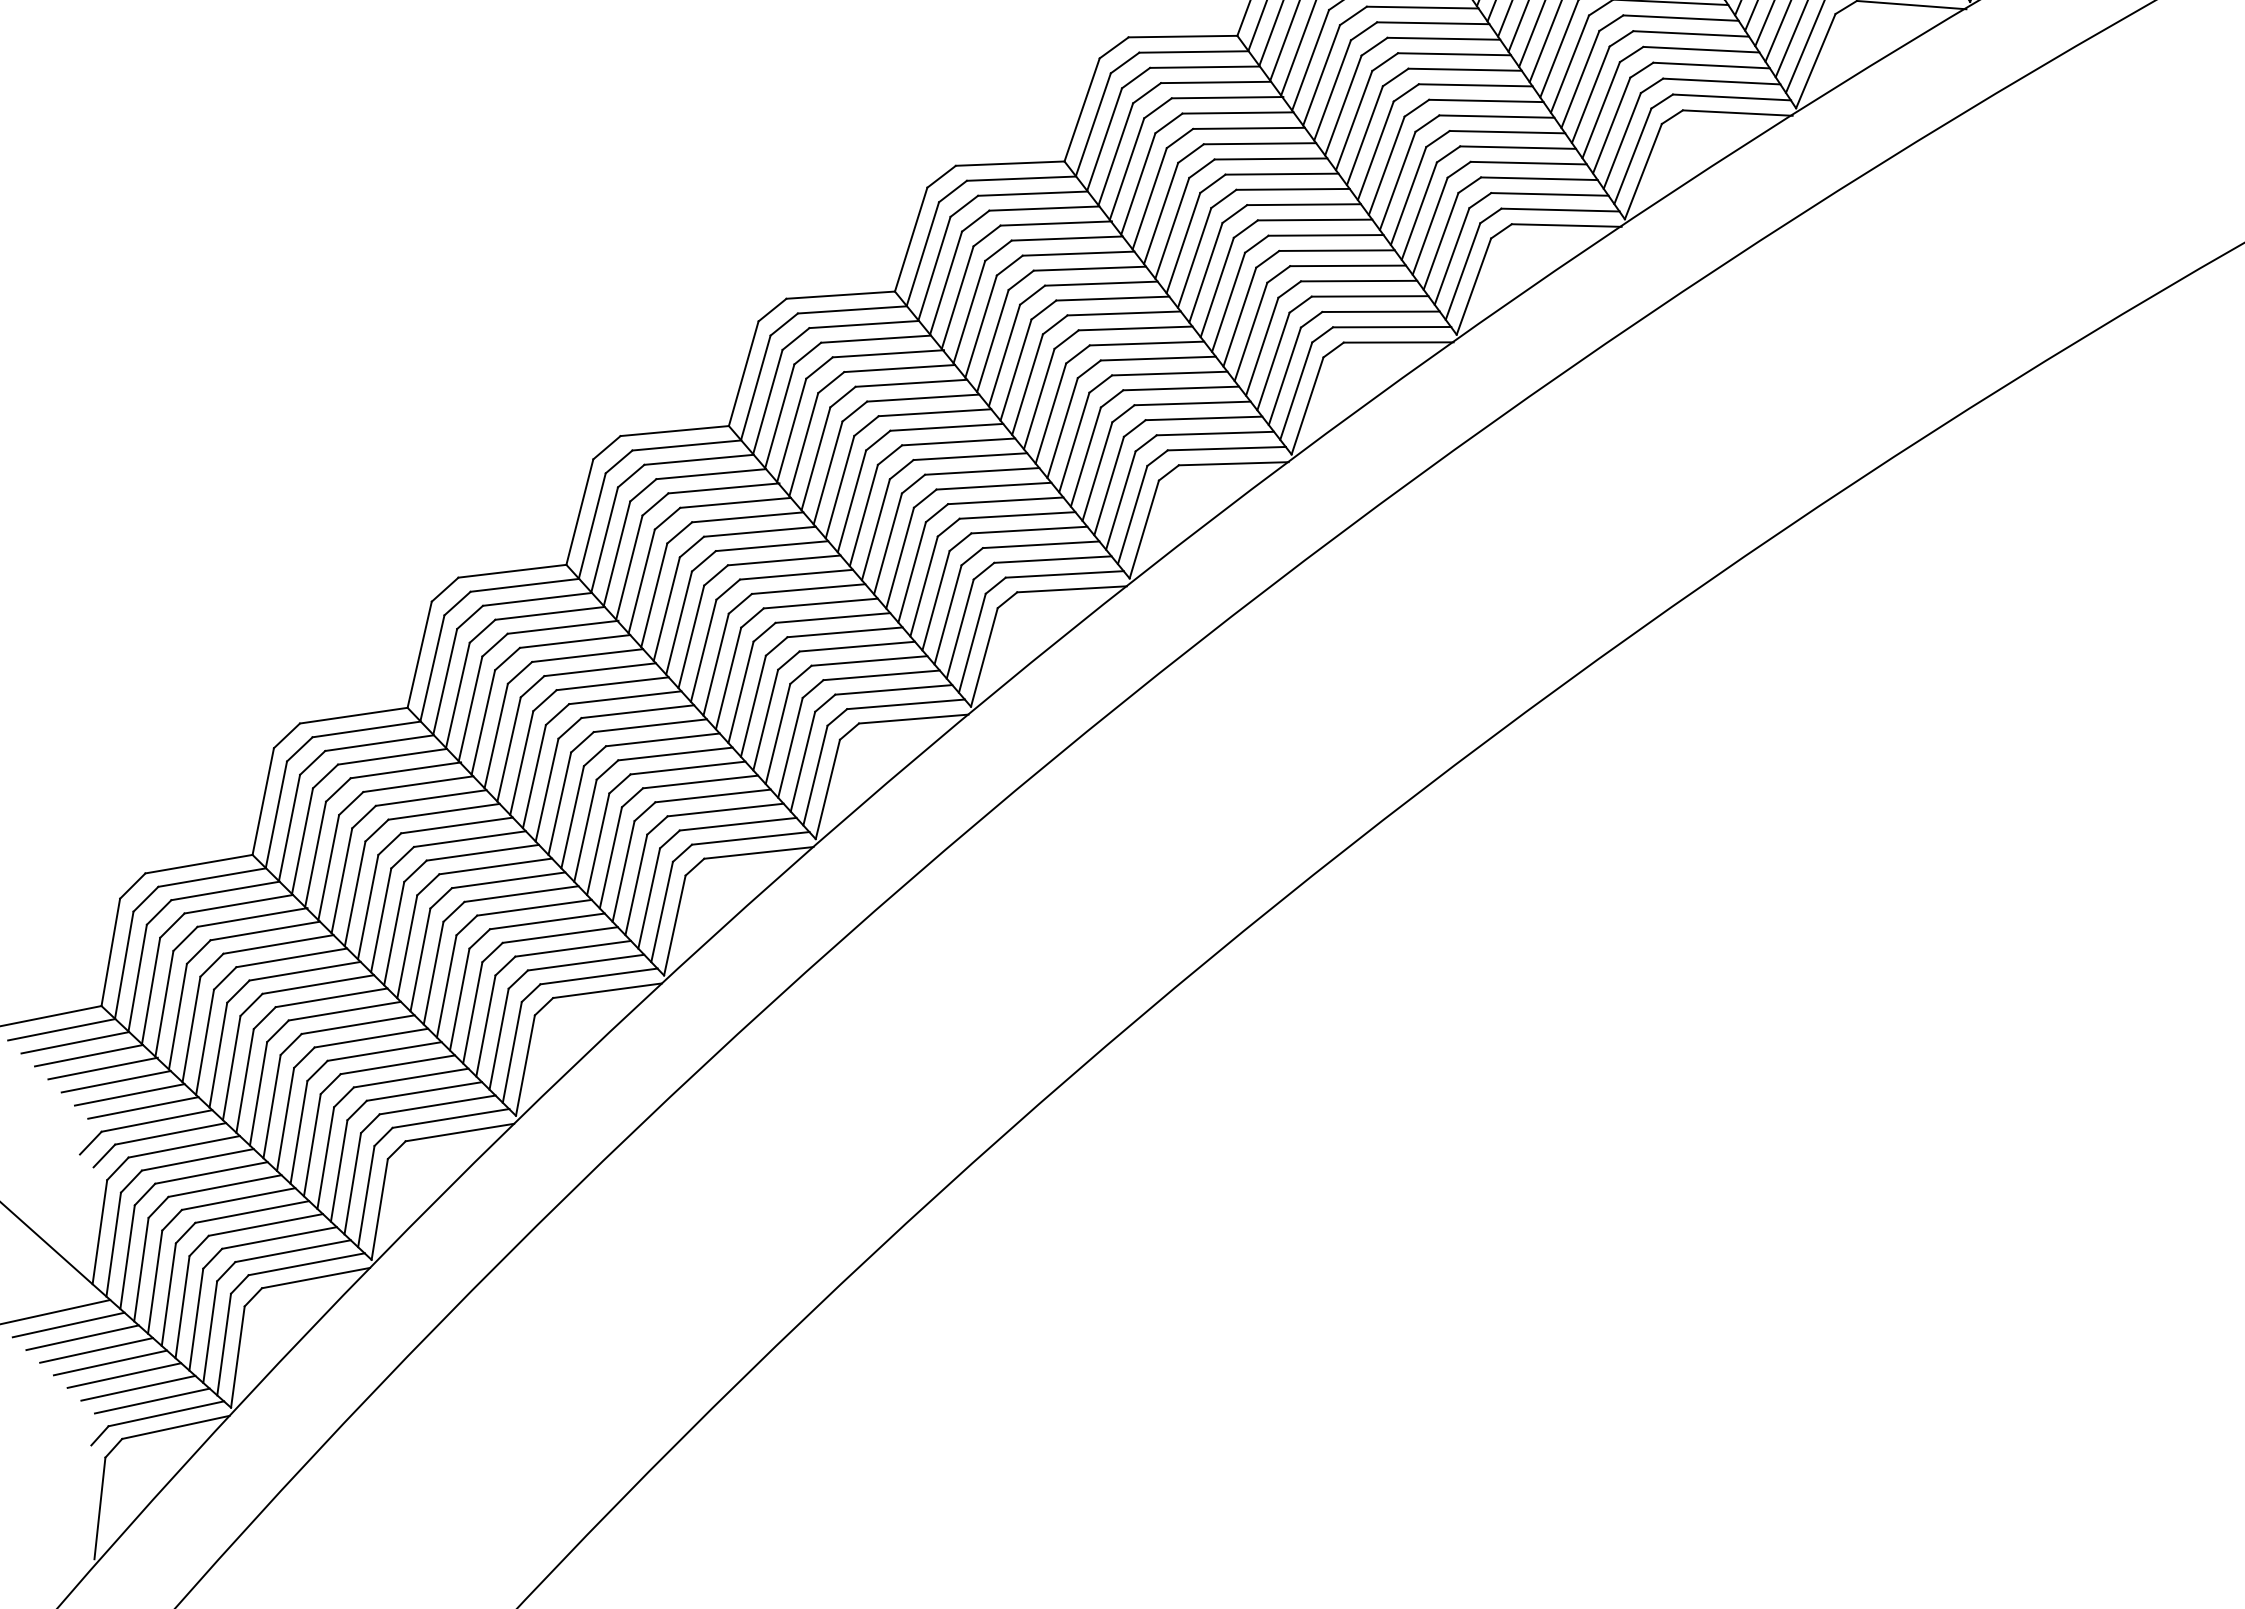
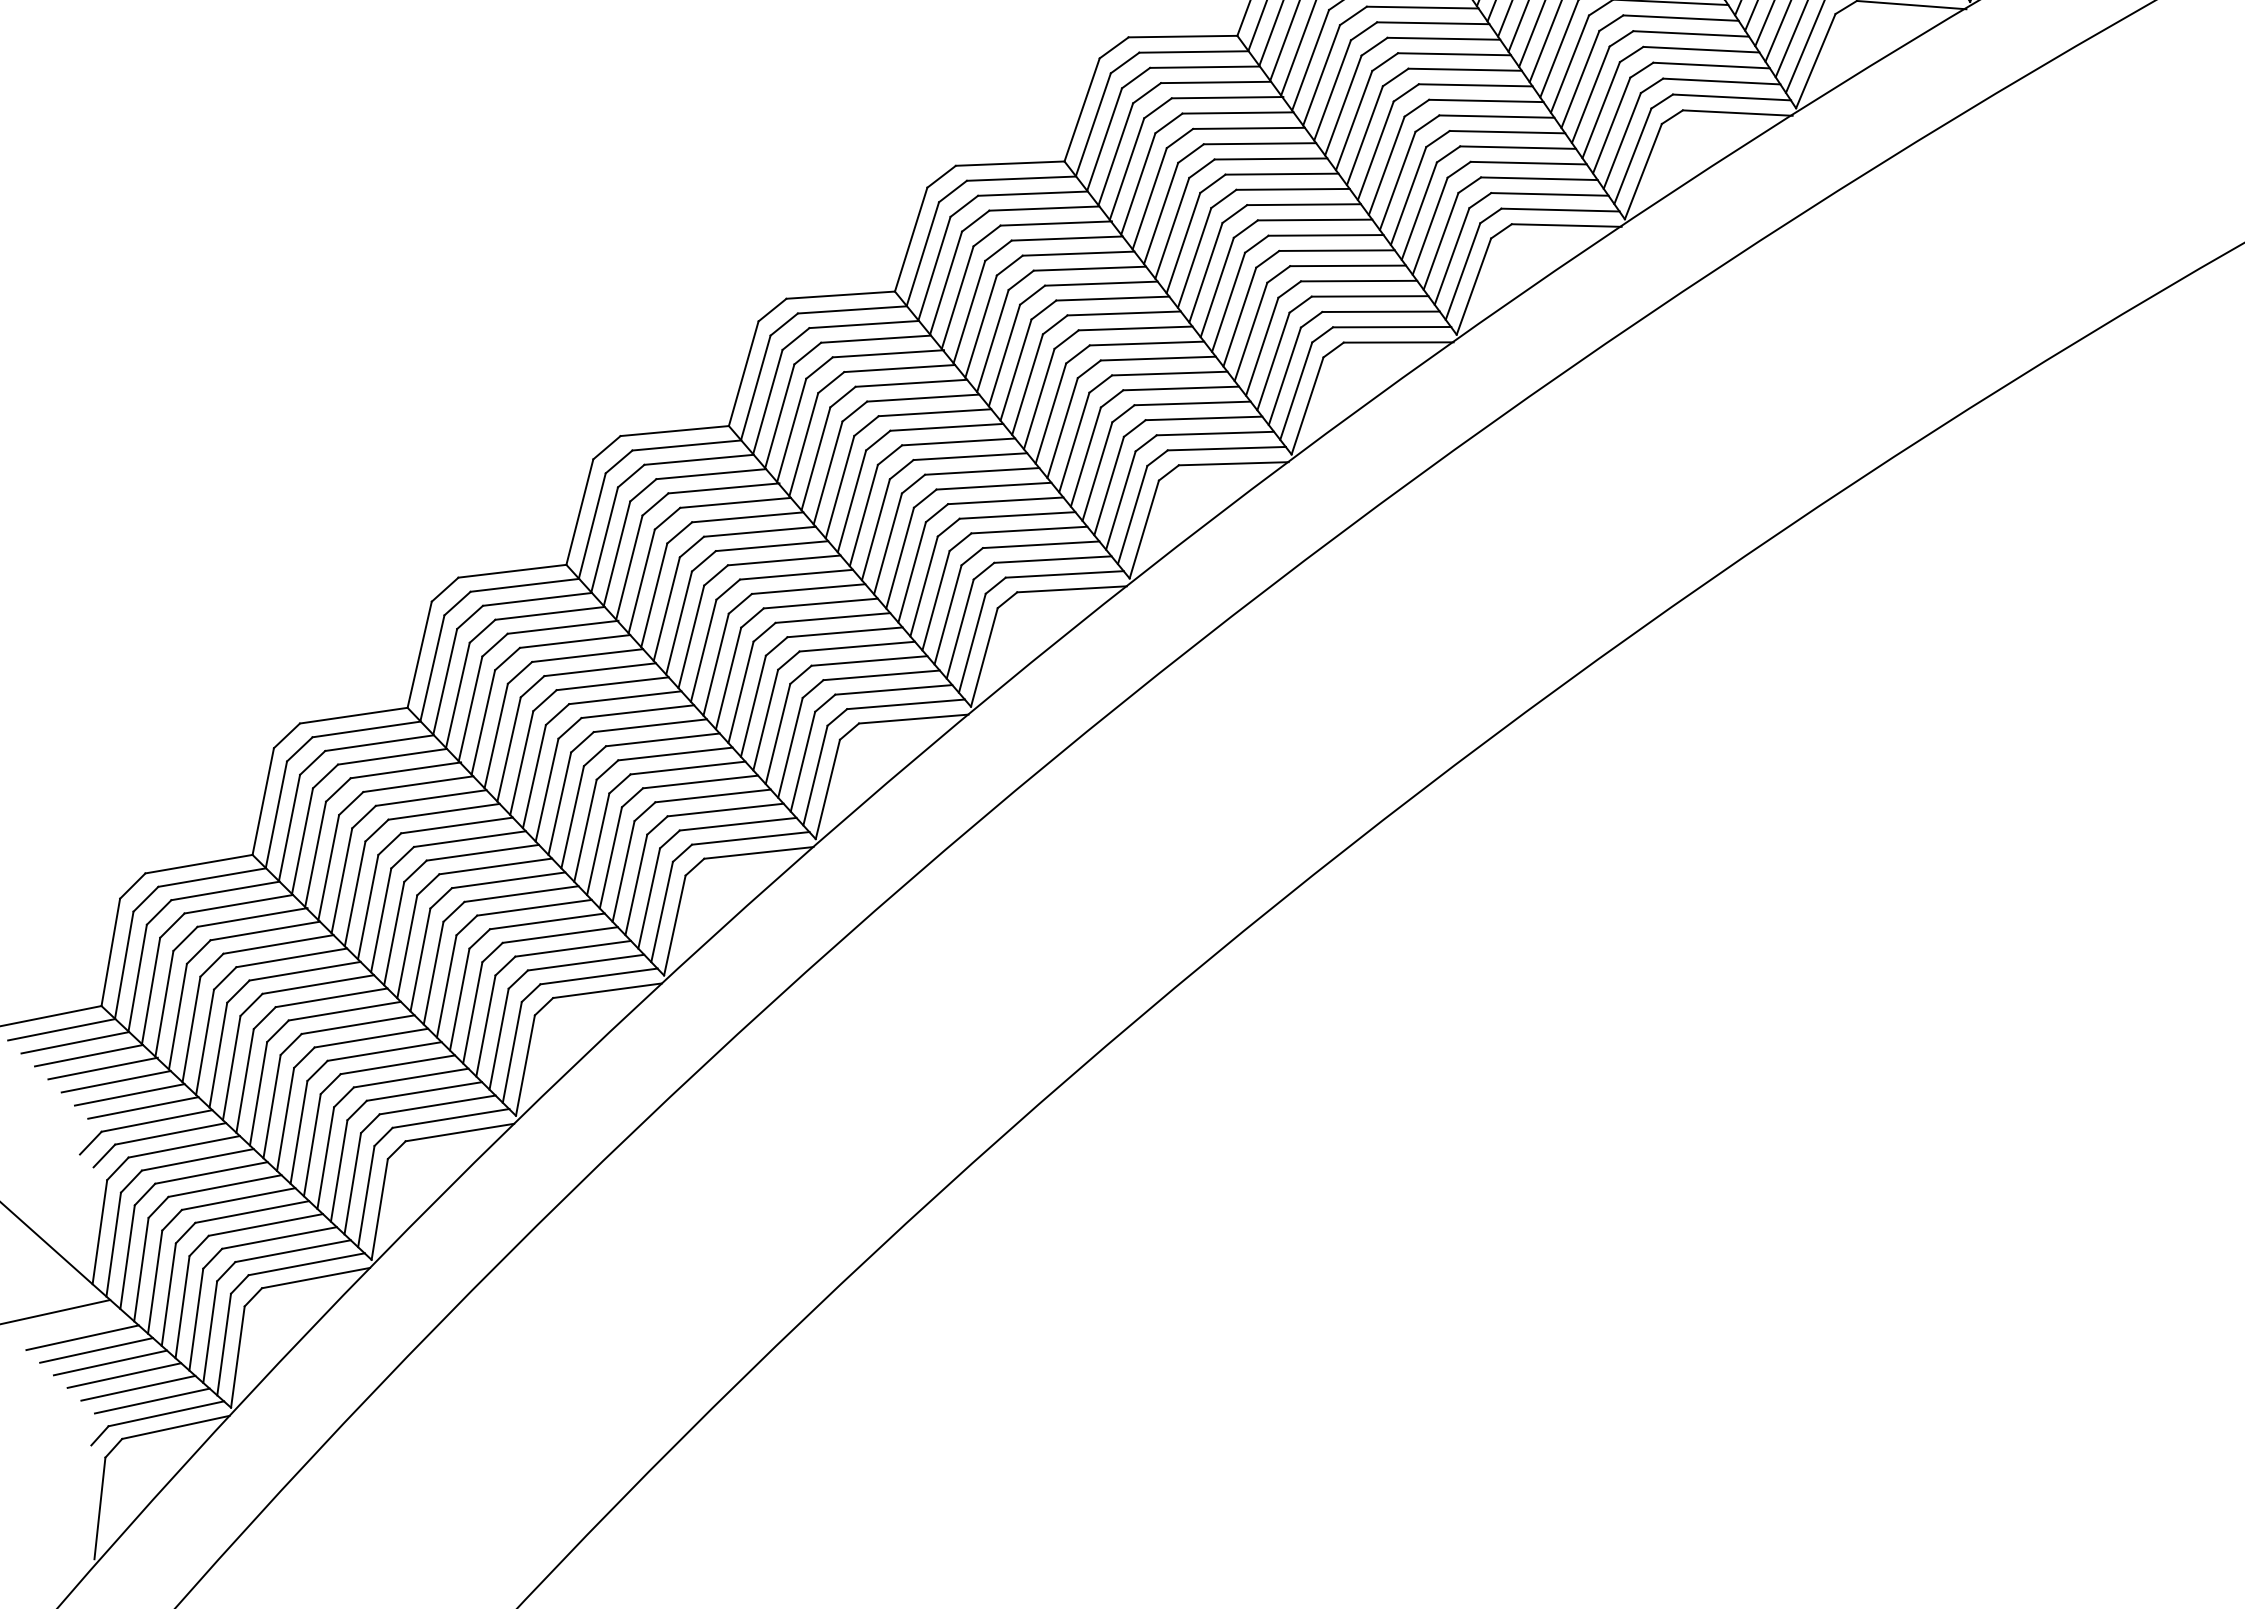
line: present -> none (68, 1324)
